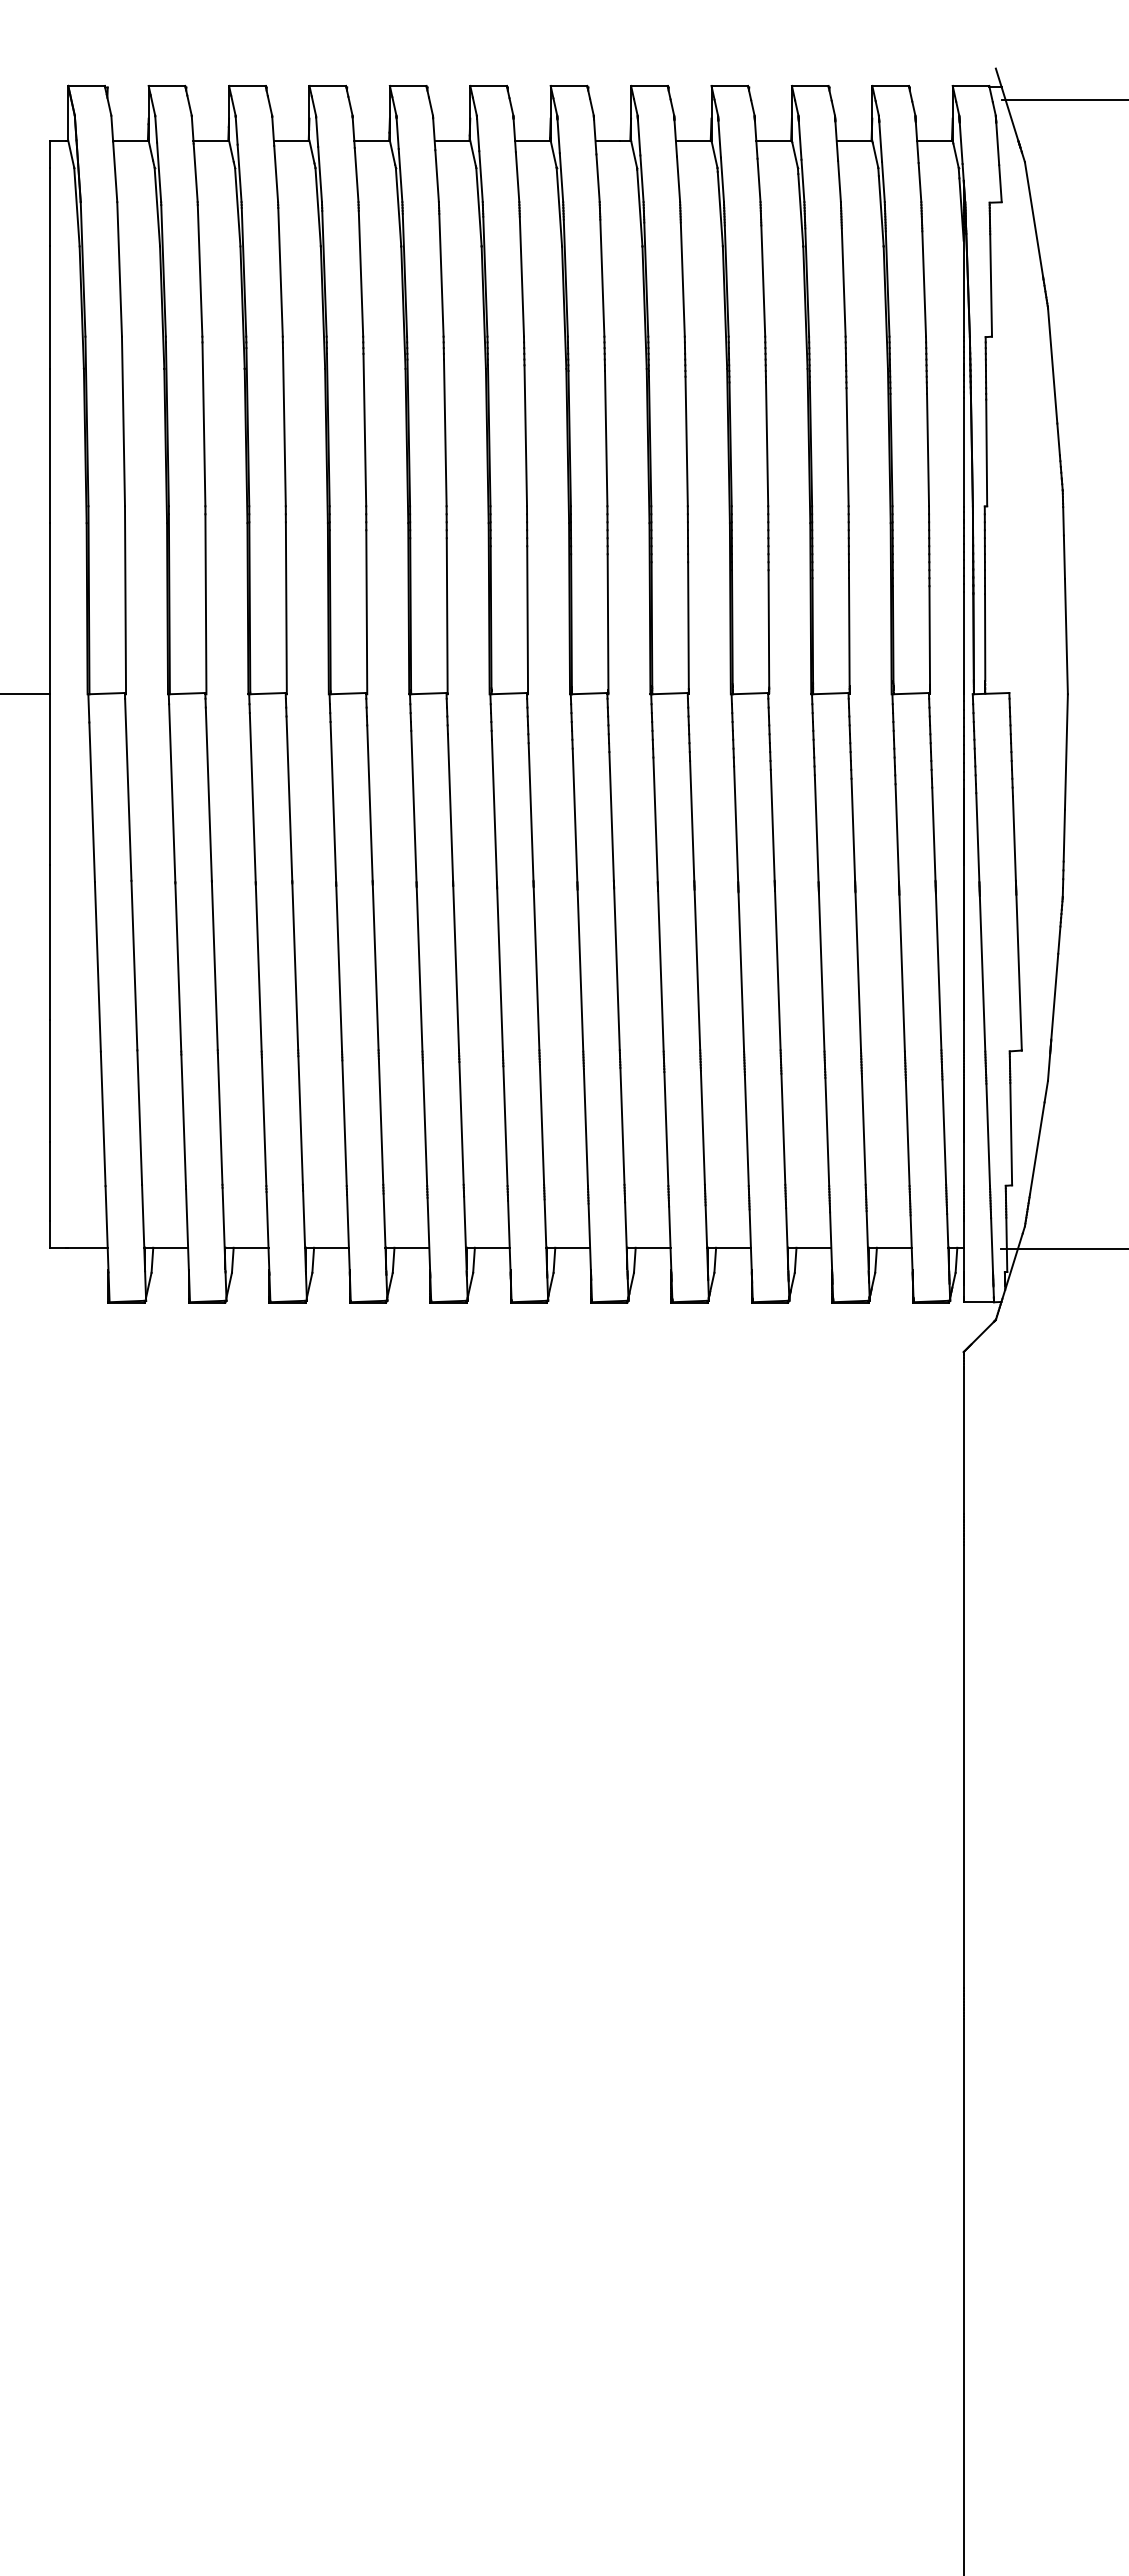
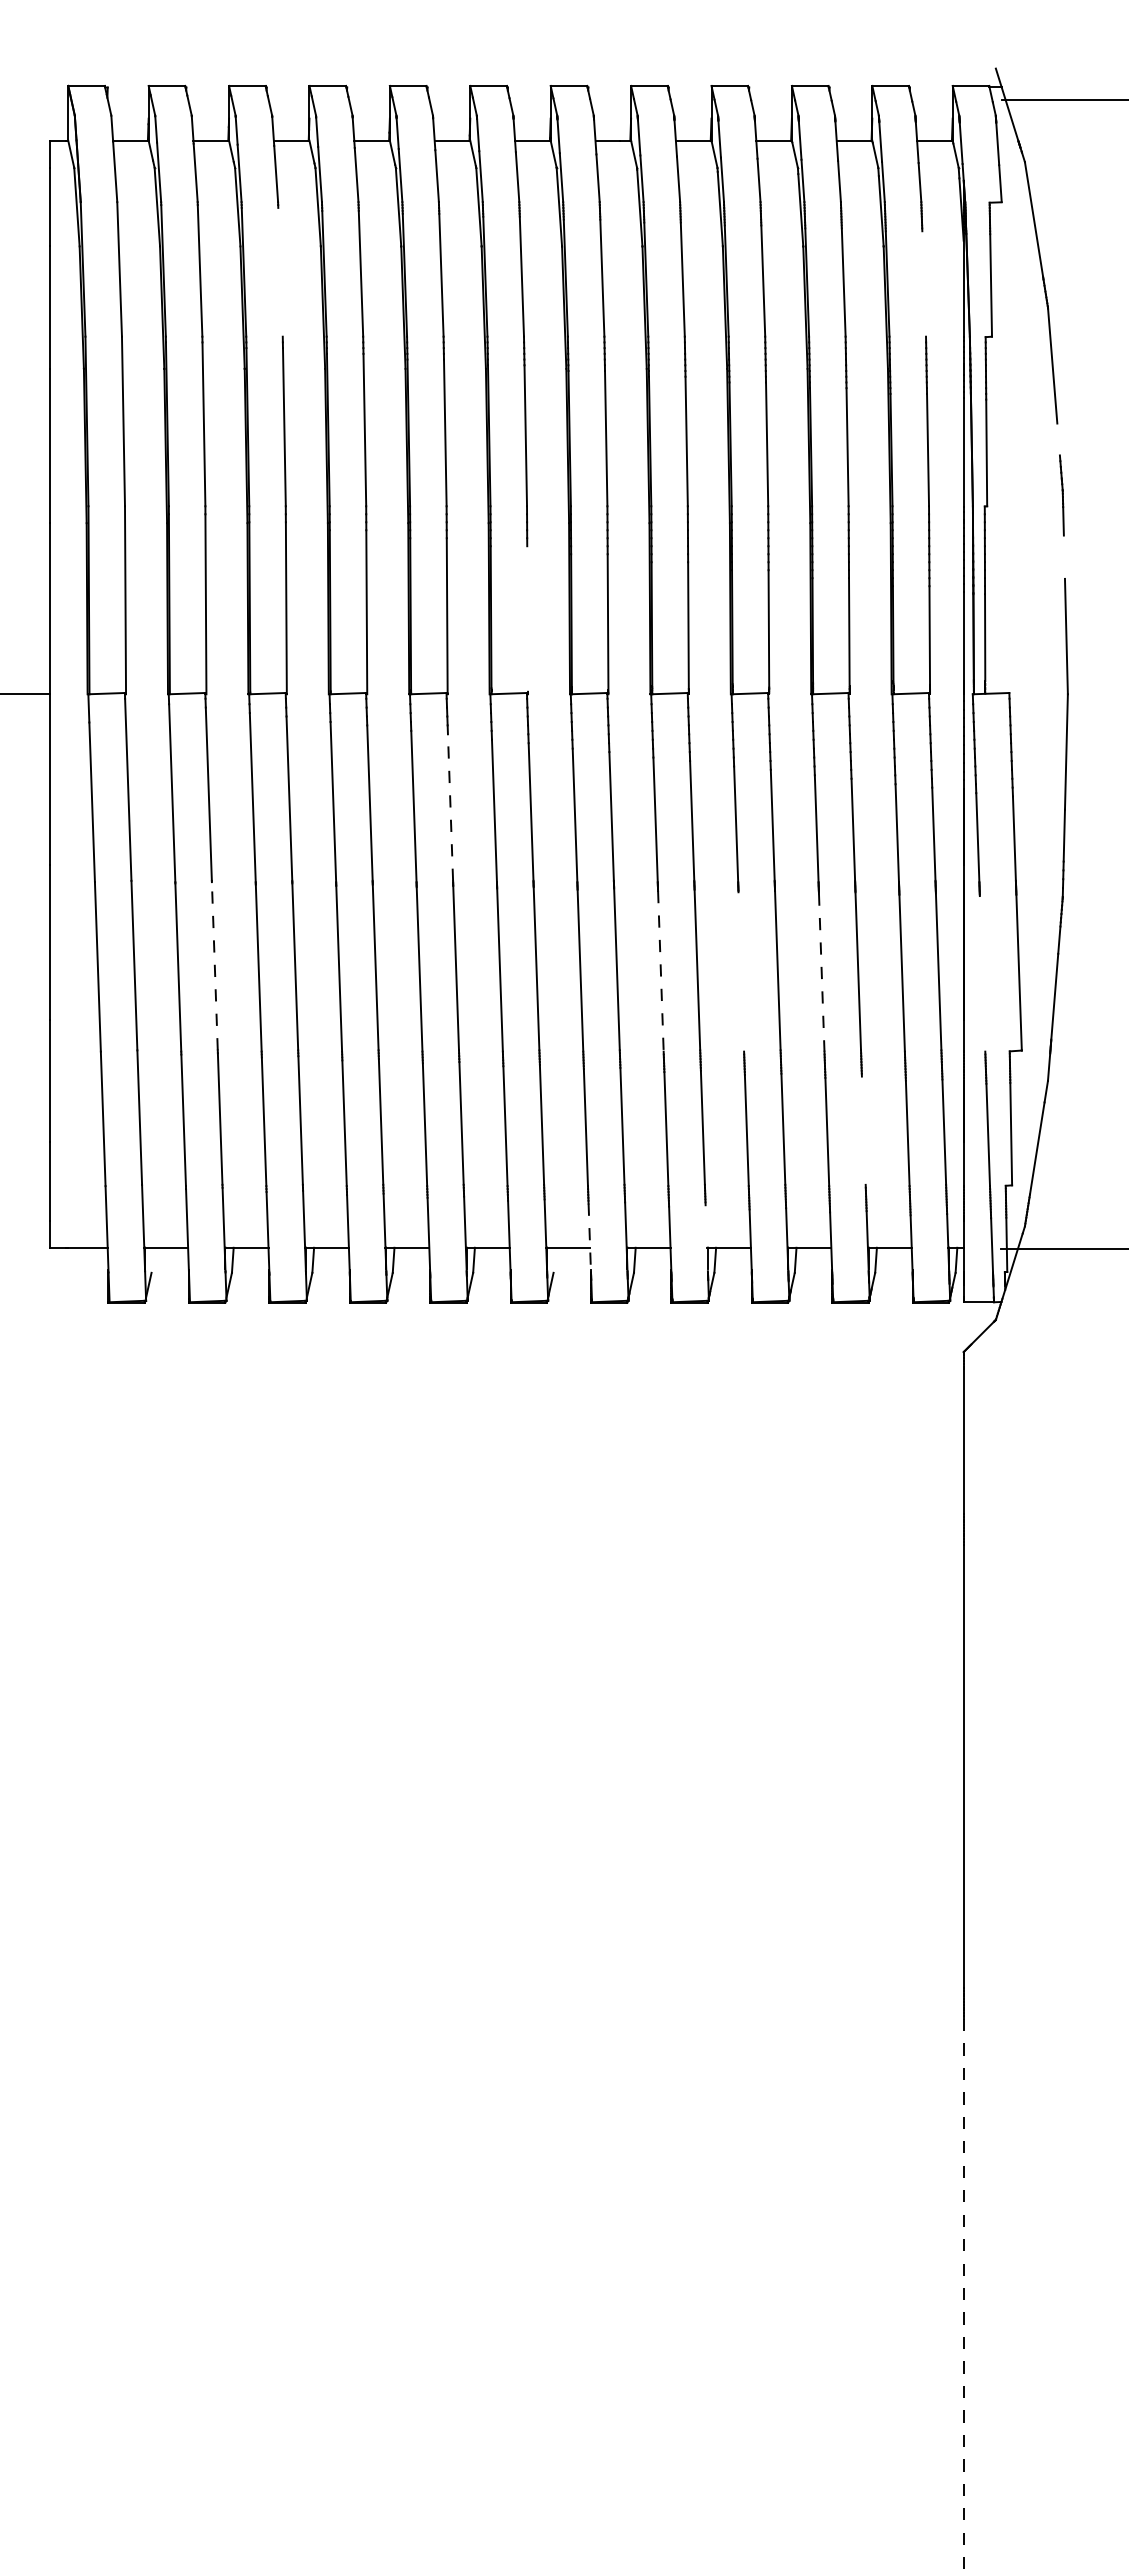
line: present -> none (280, 271)
line: present -> none (924, 283)
line: present -> none (1058, 439)
line: present -> none (1063, 556)
line: present -> none (527, 618)
line: solid -> dashed (450, 807)
line: solid -> dashed (214, 965)
line: solid -> dashed (660, 971)
line: present -> none (741, 971)
line: solid -> dashed (821, 973)
line: present -> none (982, 973)
line: present -> none (863, 1130)
line: solid -> dashed (589, 1238)
line: present -> none (706, 1238)
line: present -> none (152, 1259)
line: present -> none (554, 1259)
line: solid -> dashed (963, 2297)
